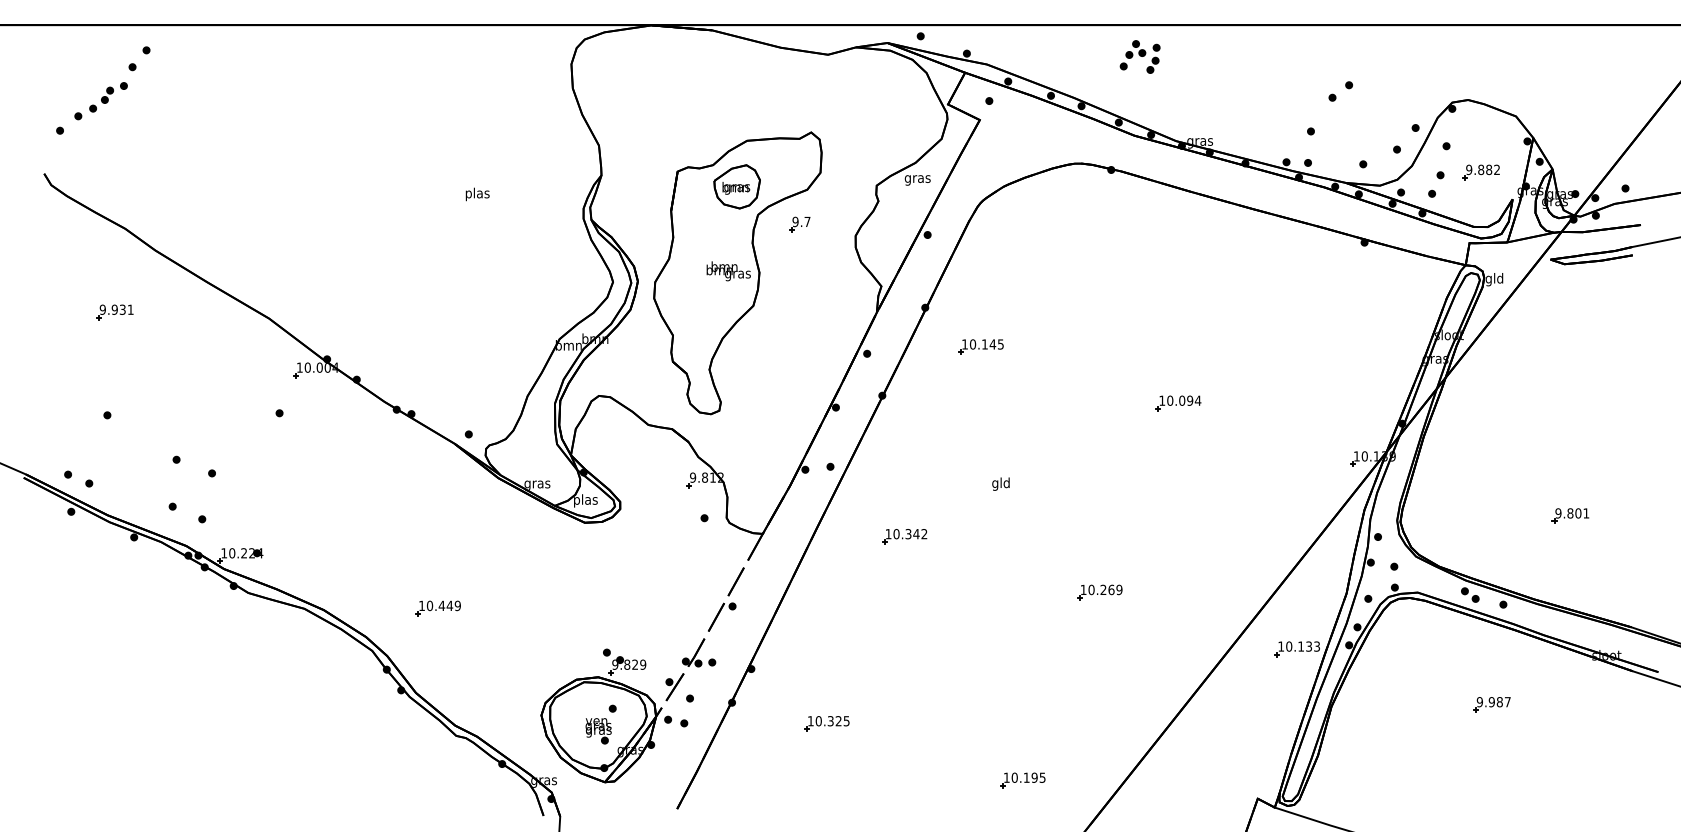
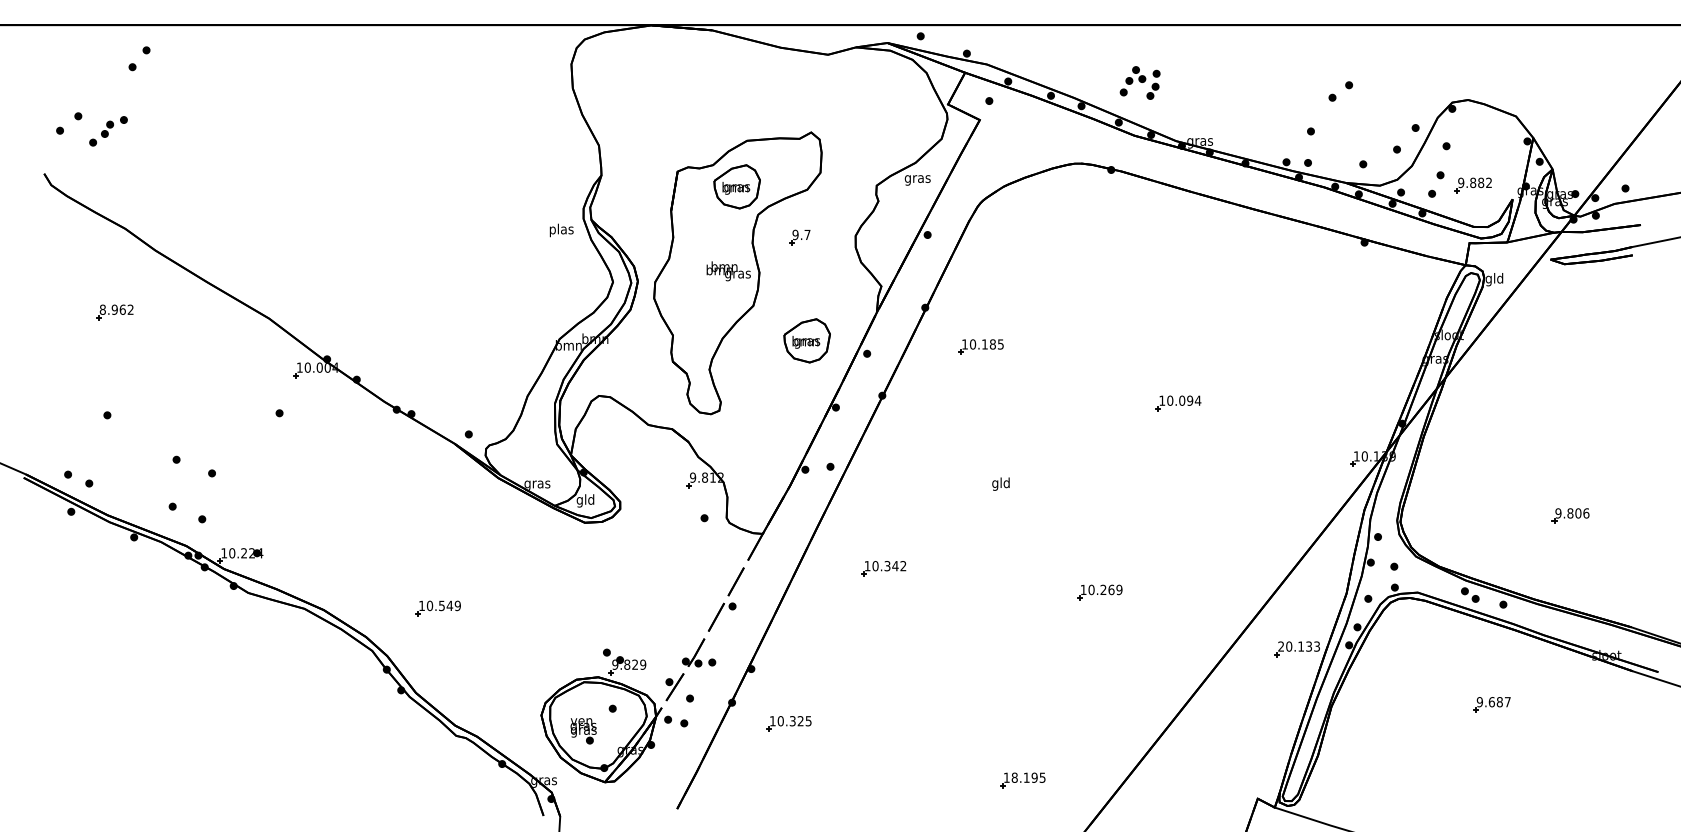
part position: (1139, 56) -> (1139, 82) (1139, 82)
part position: (108, 97) -> (108, 131) (108, 131)
part position: (1480, 172) -> (1472, 185) (1472, 185)
text position: (477, 194) -> (561, 230) (561, 230)
part position: (799, 224) -> (799, 237) (799, 237)
text: 9.931 -> 8.962 (116, 309)
part: none -> present (806, 340)
text: 10.145 -> 10.185 (992, 344)
text: plas -> gld (585, 500)
text: 9.801 -> 9.806 (1586, 513)
part position: (904, 536) -> (883, 568) (883, 568)
text: 10.449 -> 10.549 (441, 605)
text: 10.133 -> 20.133 (1280, 646)
text: 9.987 -> 9.687 (1491, 702)
part position: (826, 723) -> (788, 723) (788, 723)
part position: (598, 731) -> (583, 731) (583, 731)
text: 10.195 -> 18.195 (1014, 777)
